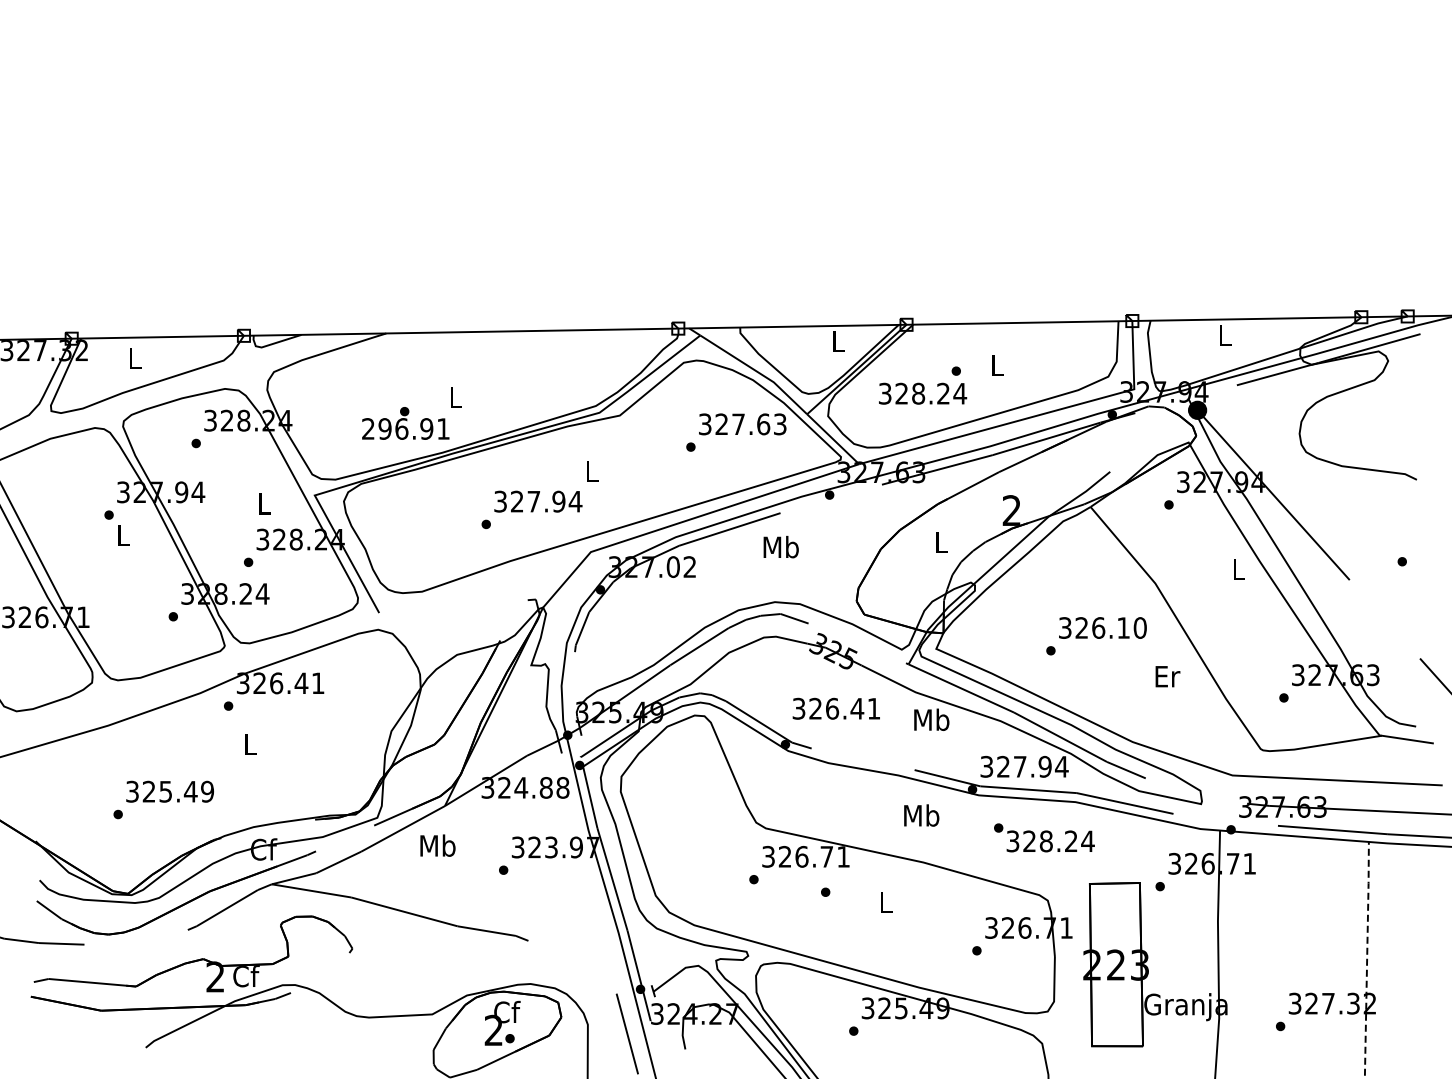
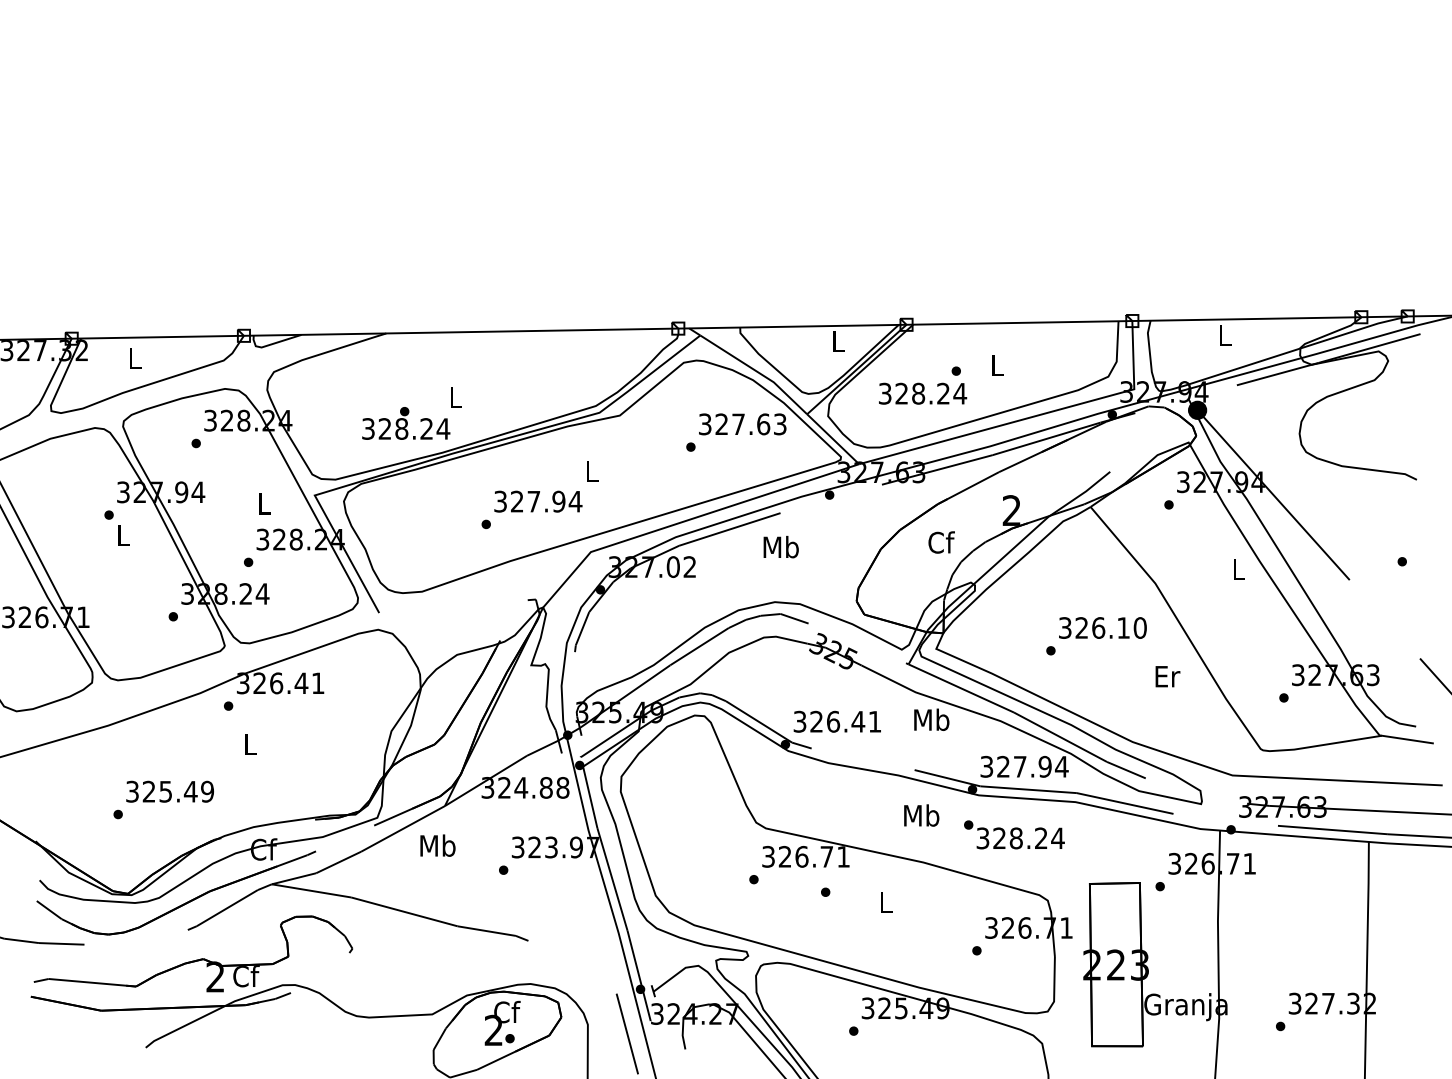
text: 296.91 -> 328.24 (406, 428)
text: L -> Cf (941, 542)
text position: (835, 708) -> (836, 721) (836, 721)
text position: (1044, 837) -> (1014, 834) (1014, 834)
line: dashed -> solid (1367, 959)
